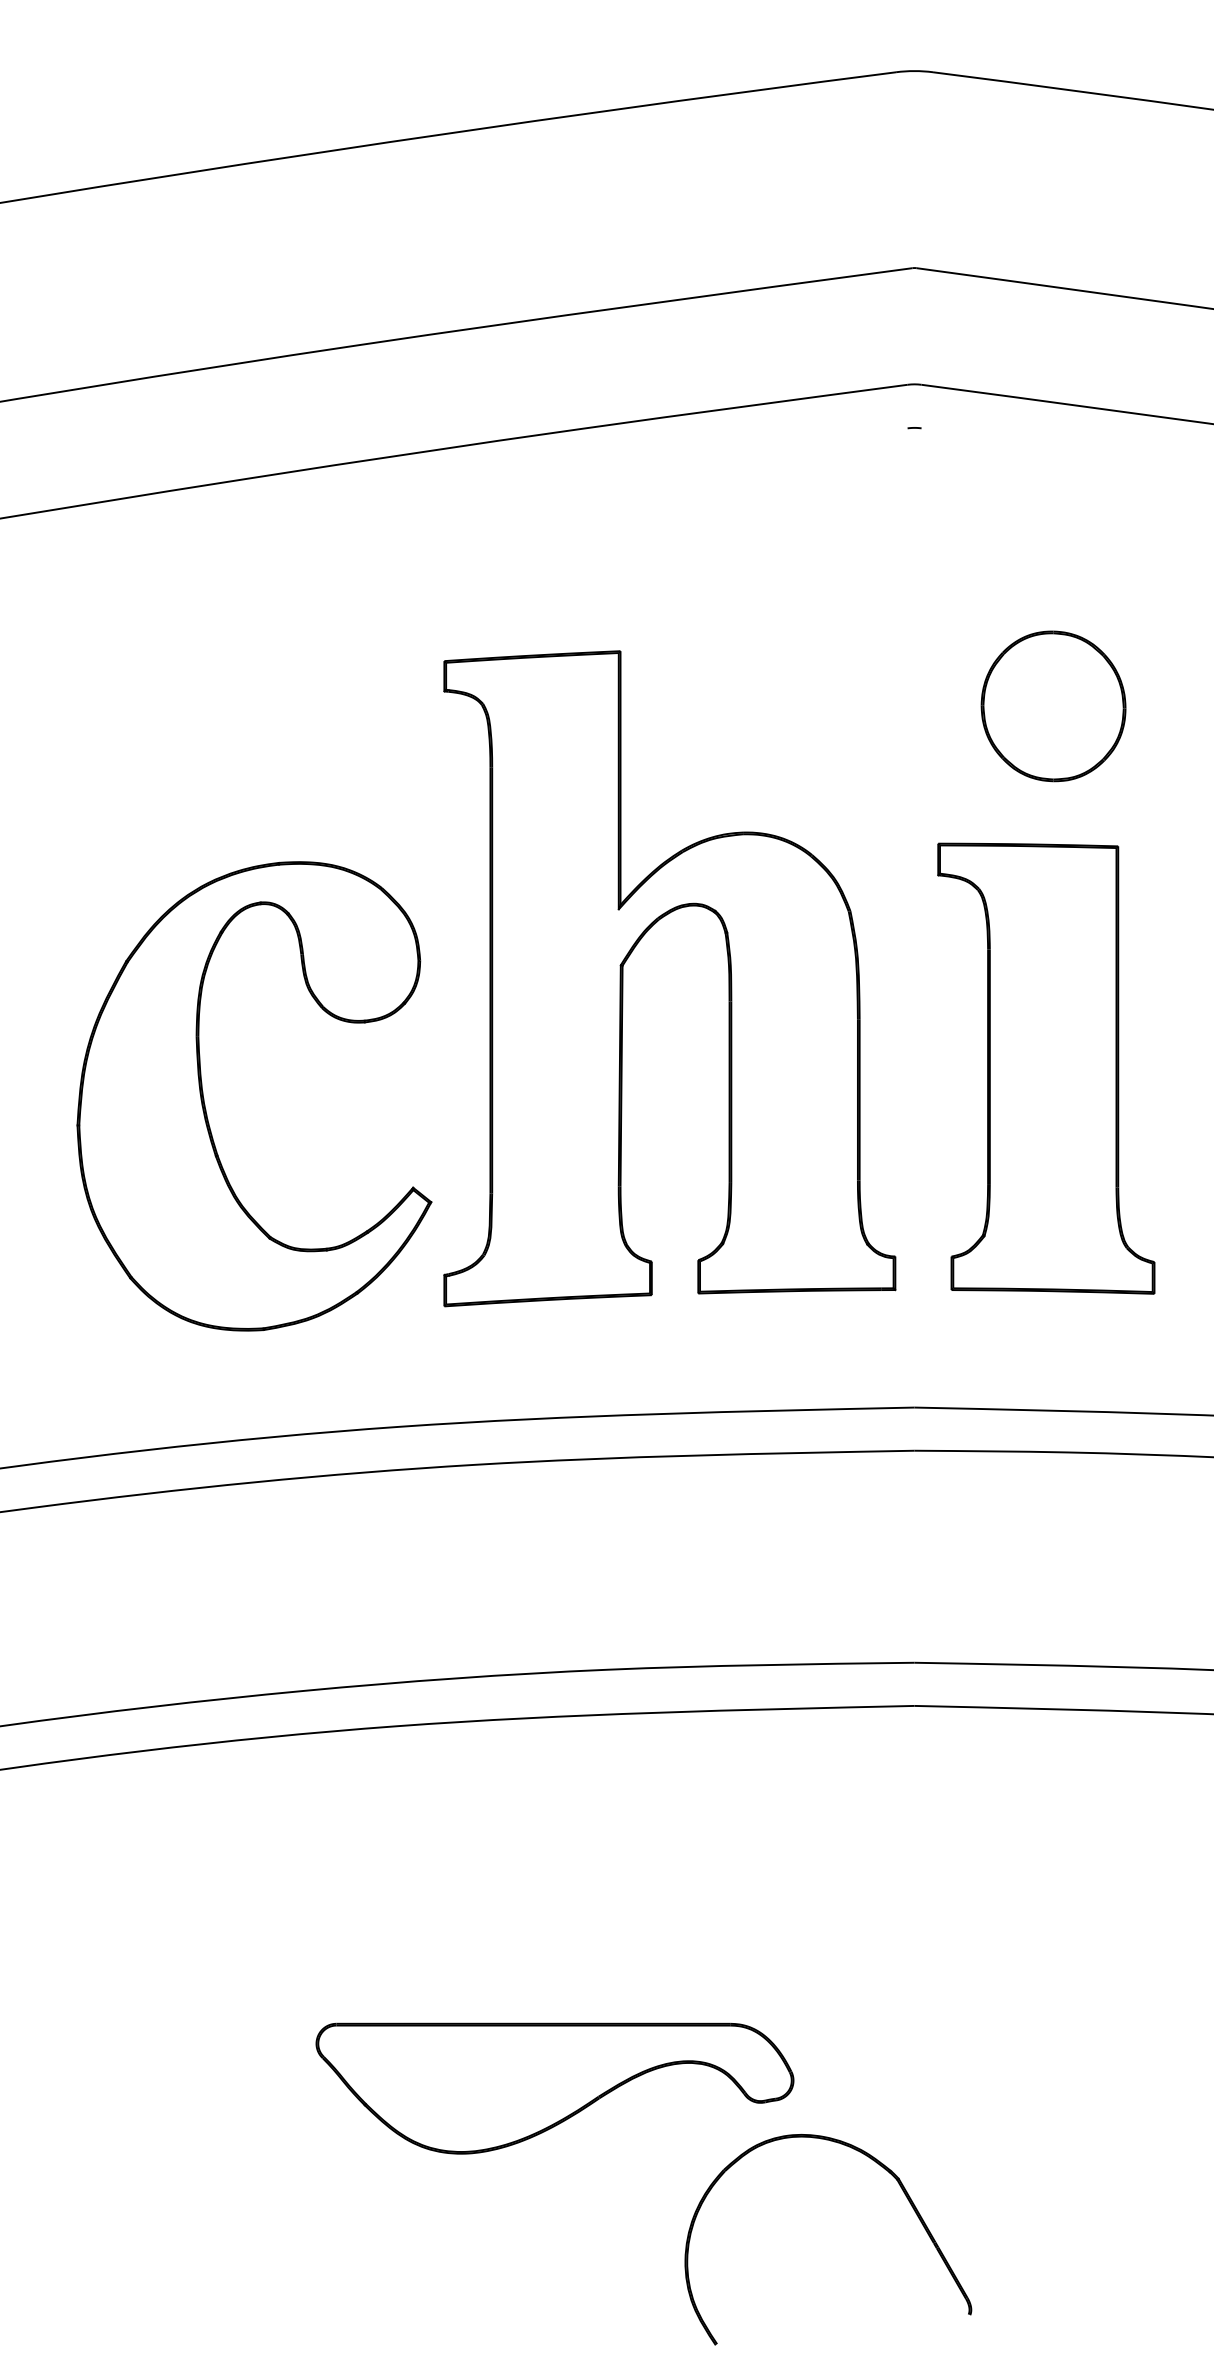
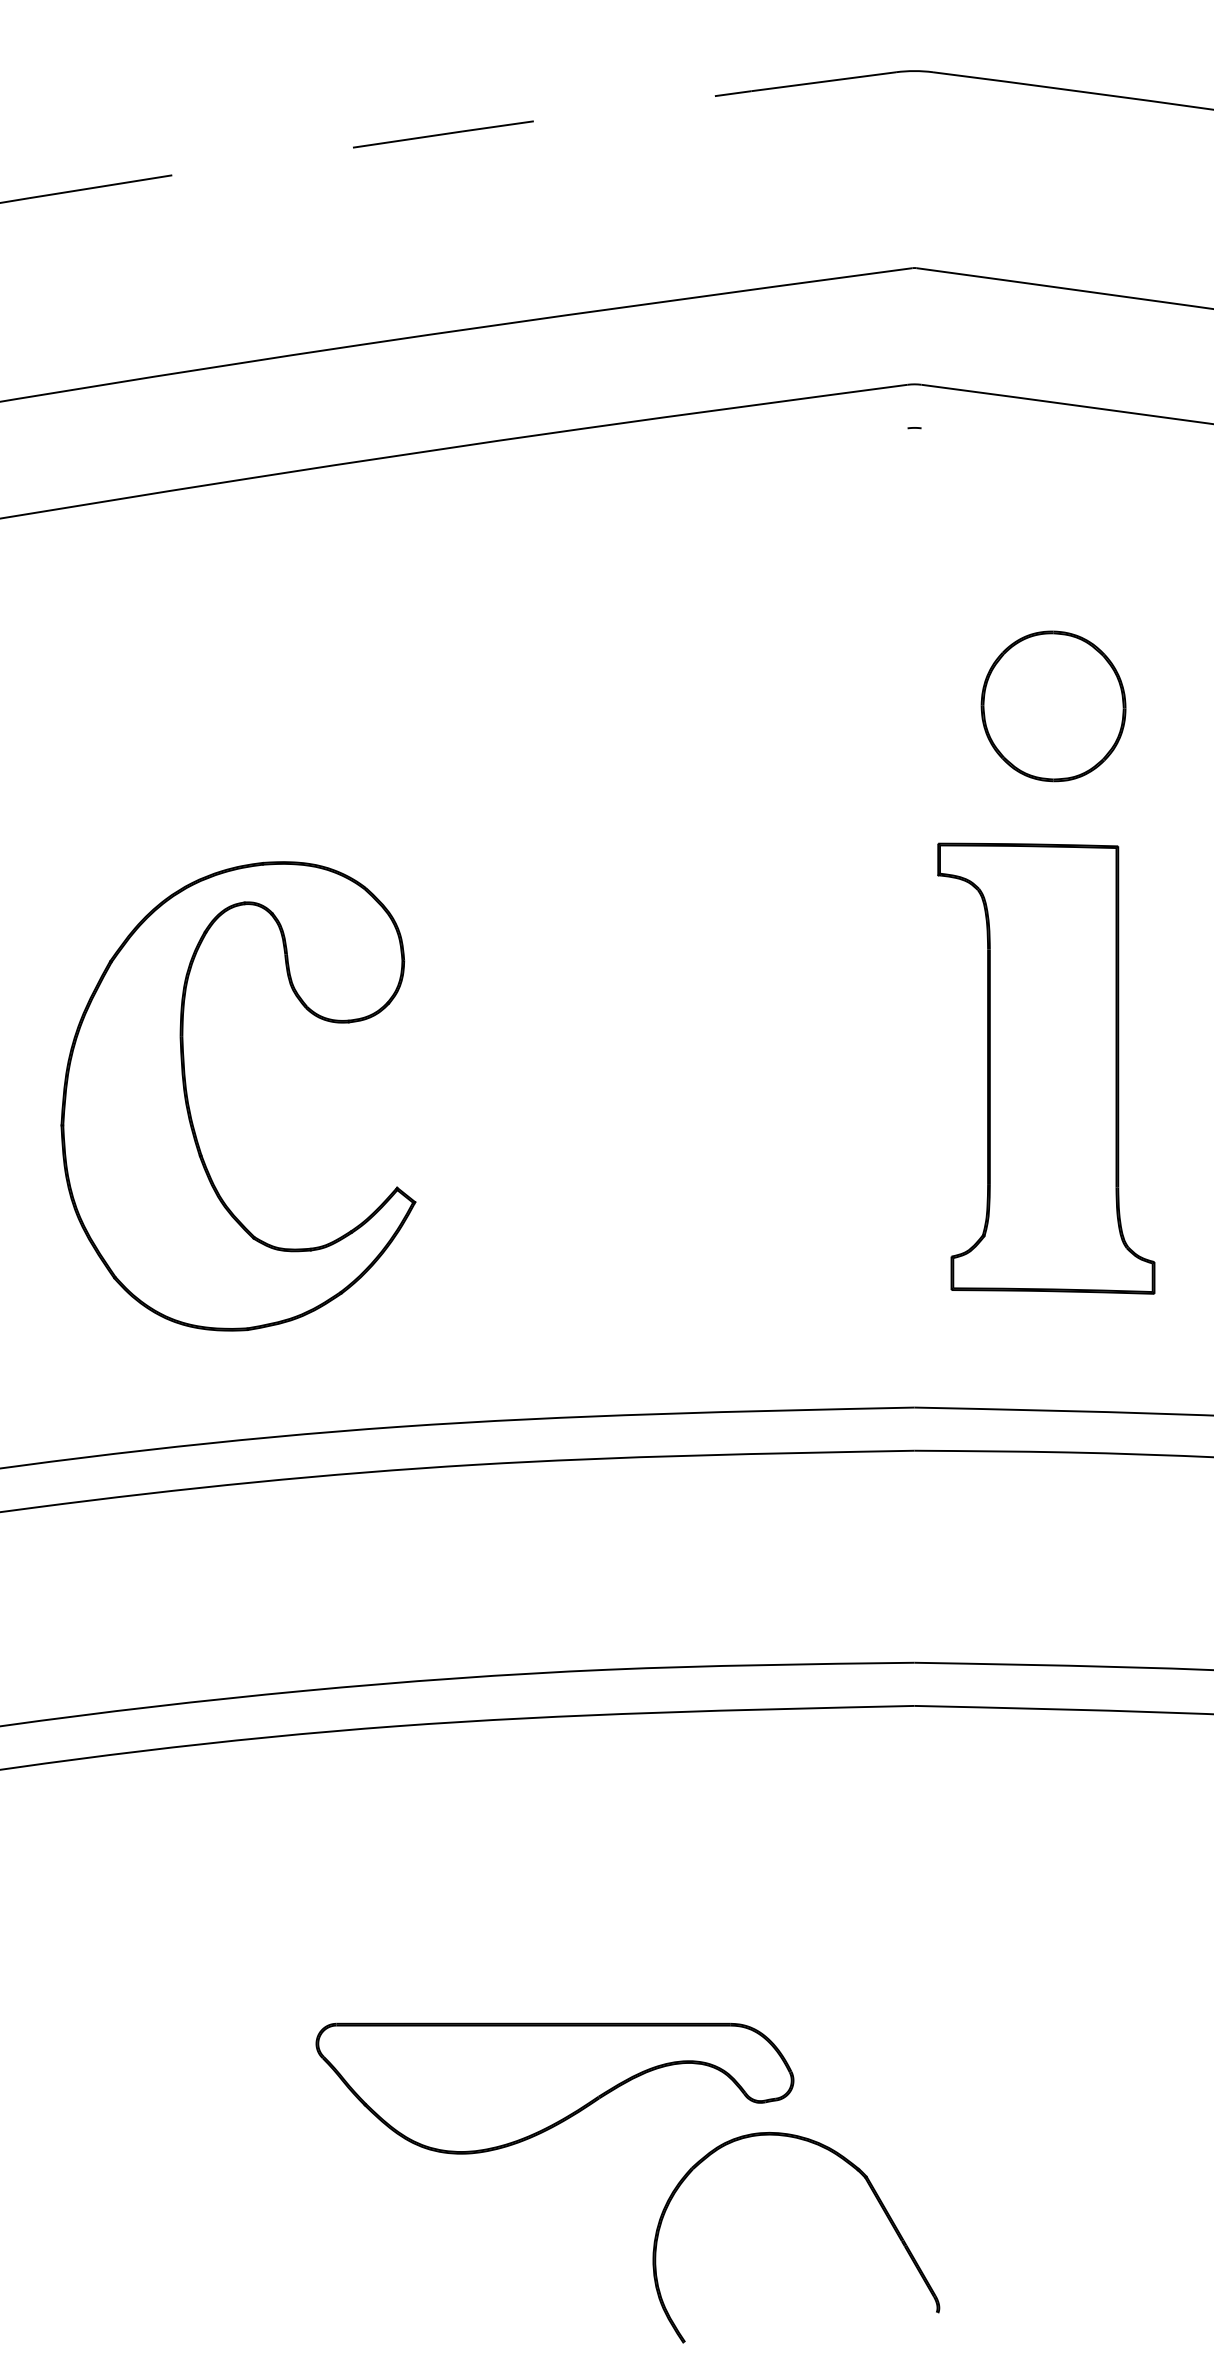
arc: solid -> dashed (447, 133)
part: present -> none (632, 952)
part position: (205, 1104) -> (189, 1104) (189, 1104)
part position: (905, 2196) -> (873, 2194) (873, 2194)
